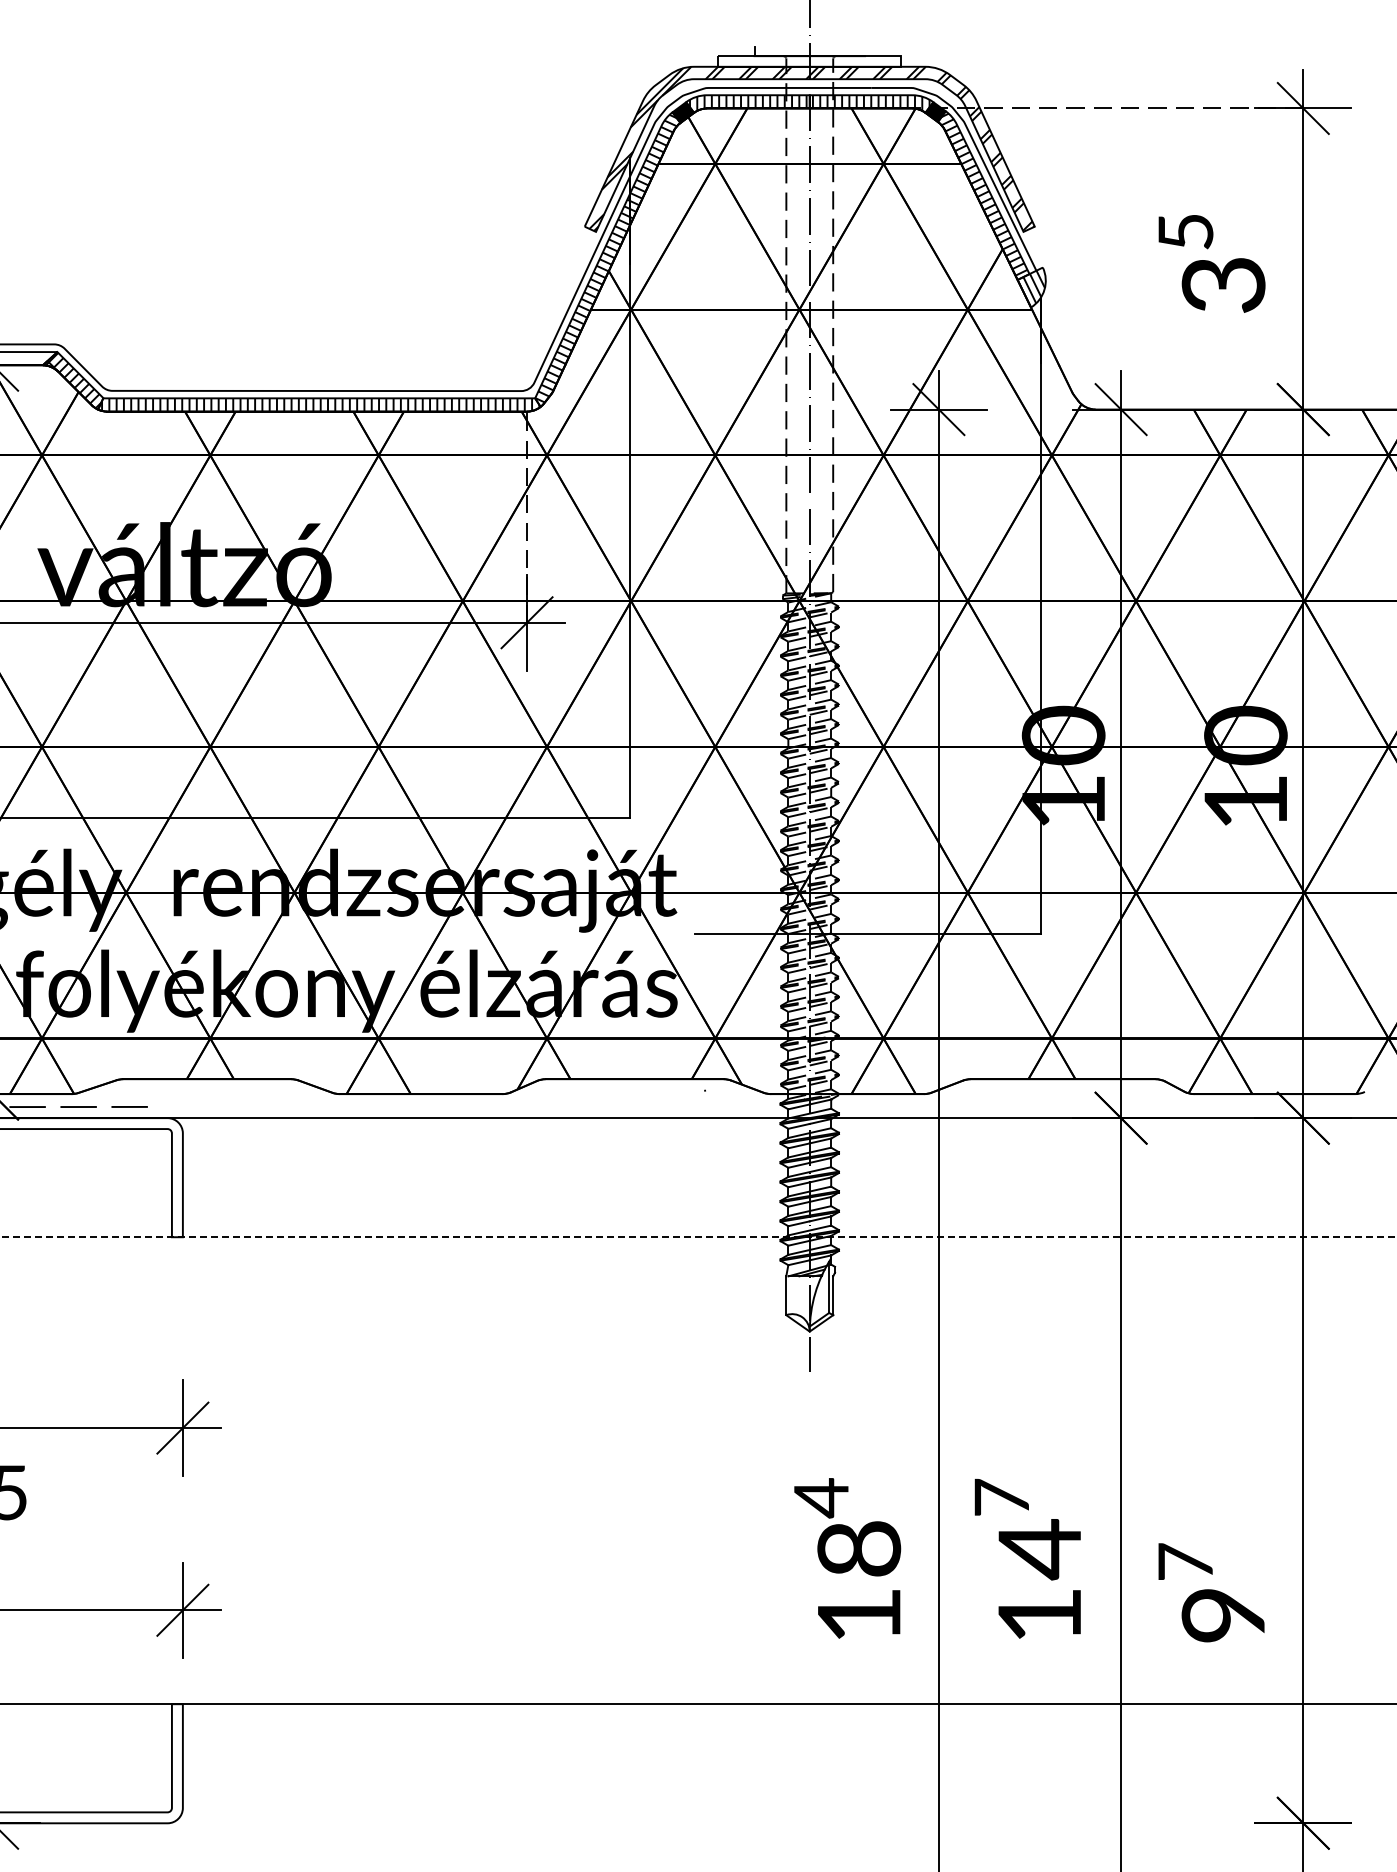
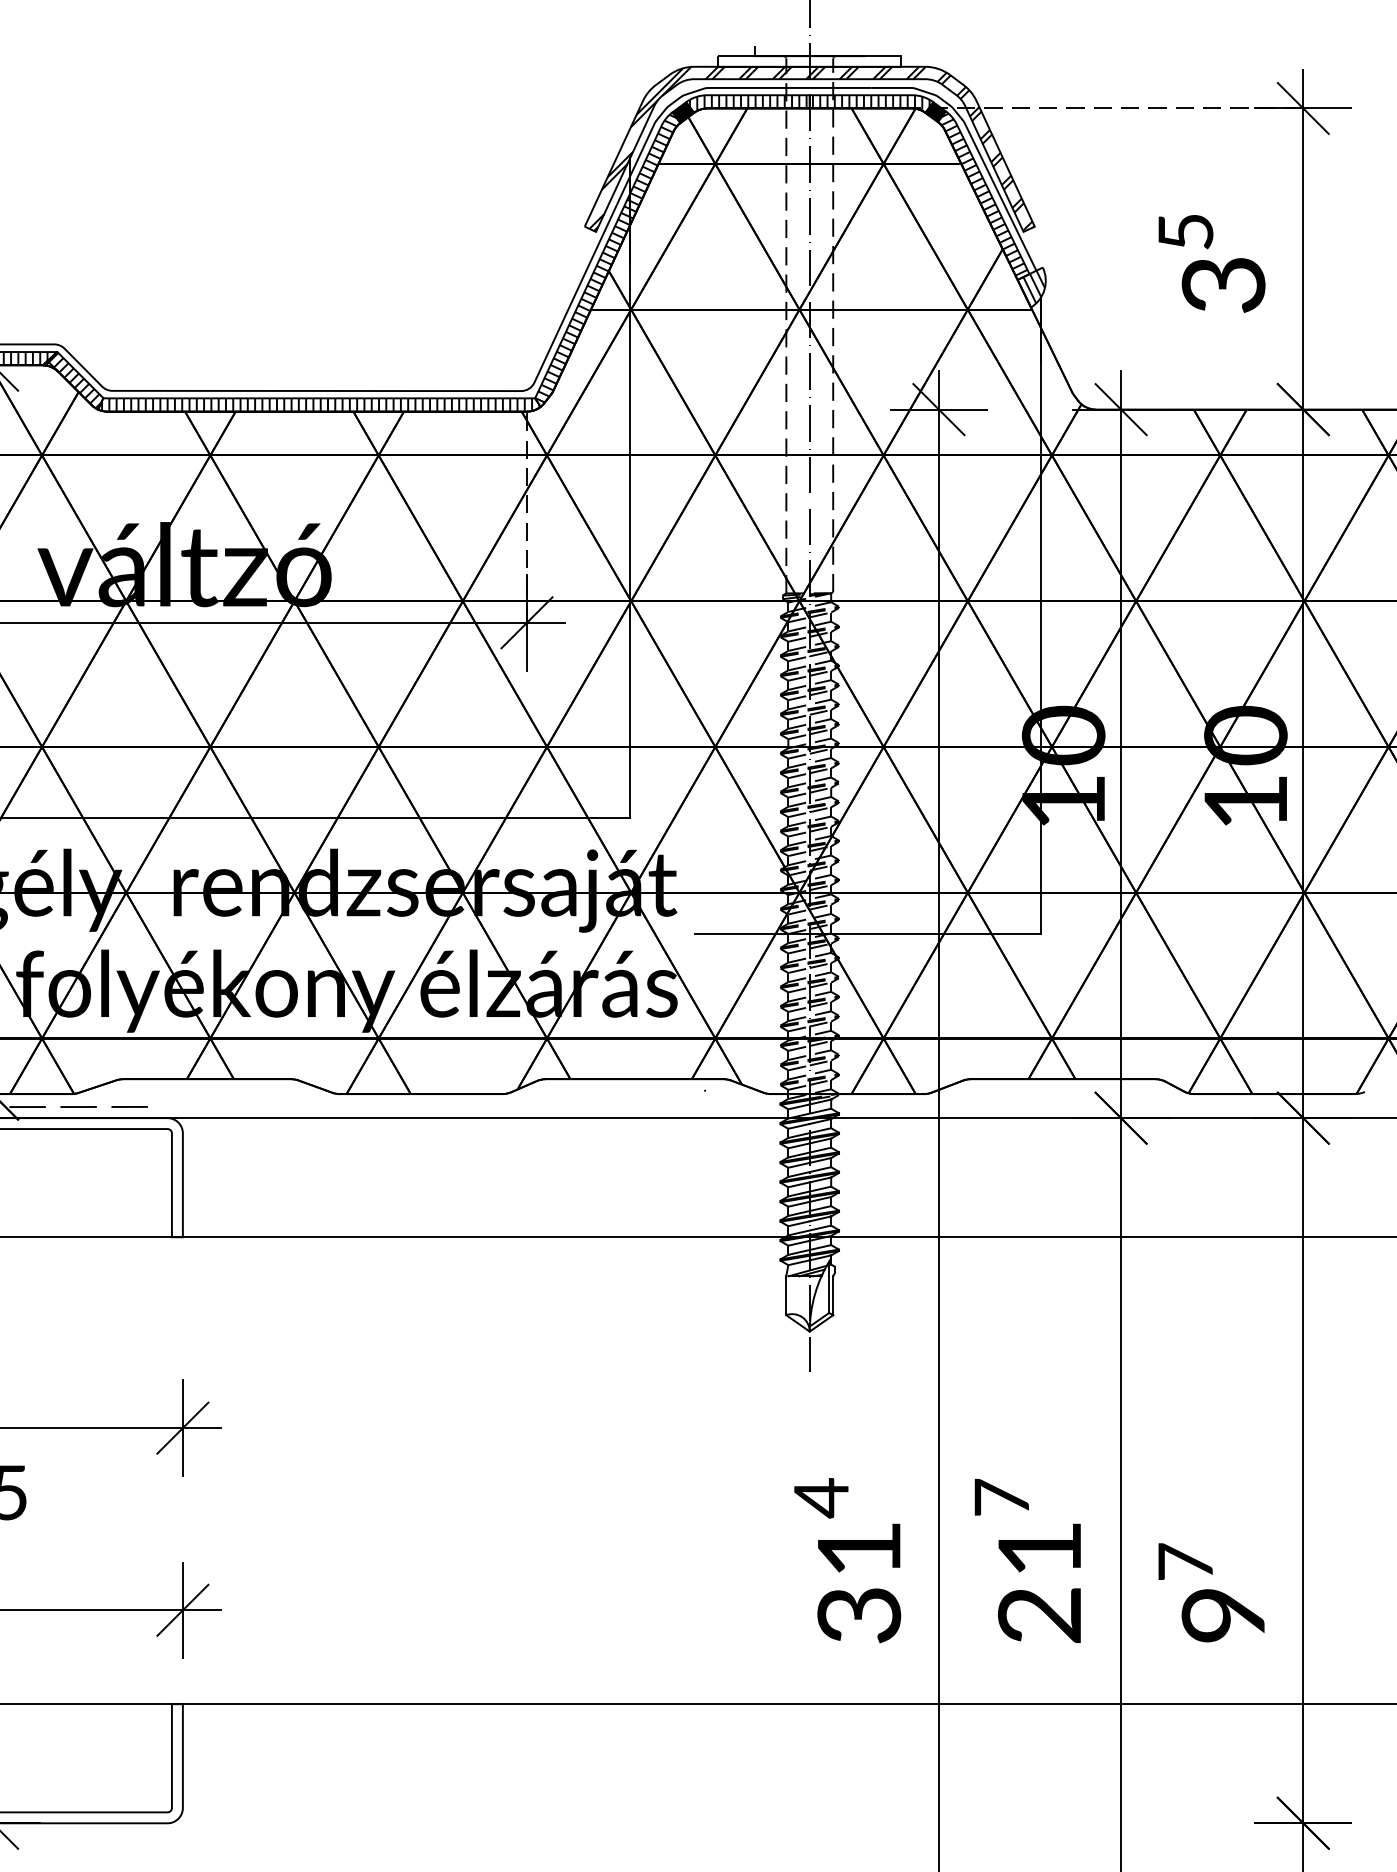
hatch: none -> present (28, 358)
line: dashed -> solid (698, 1237)
text: 14 -> 21 (1038, 1580)
text: 18 -> 31 (859, 1582)
